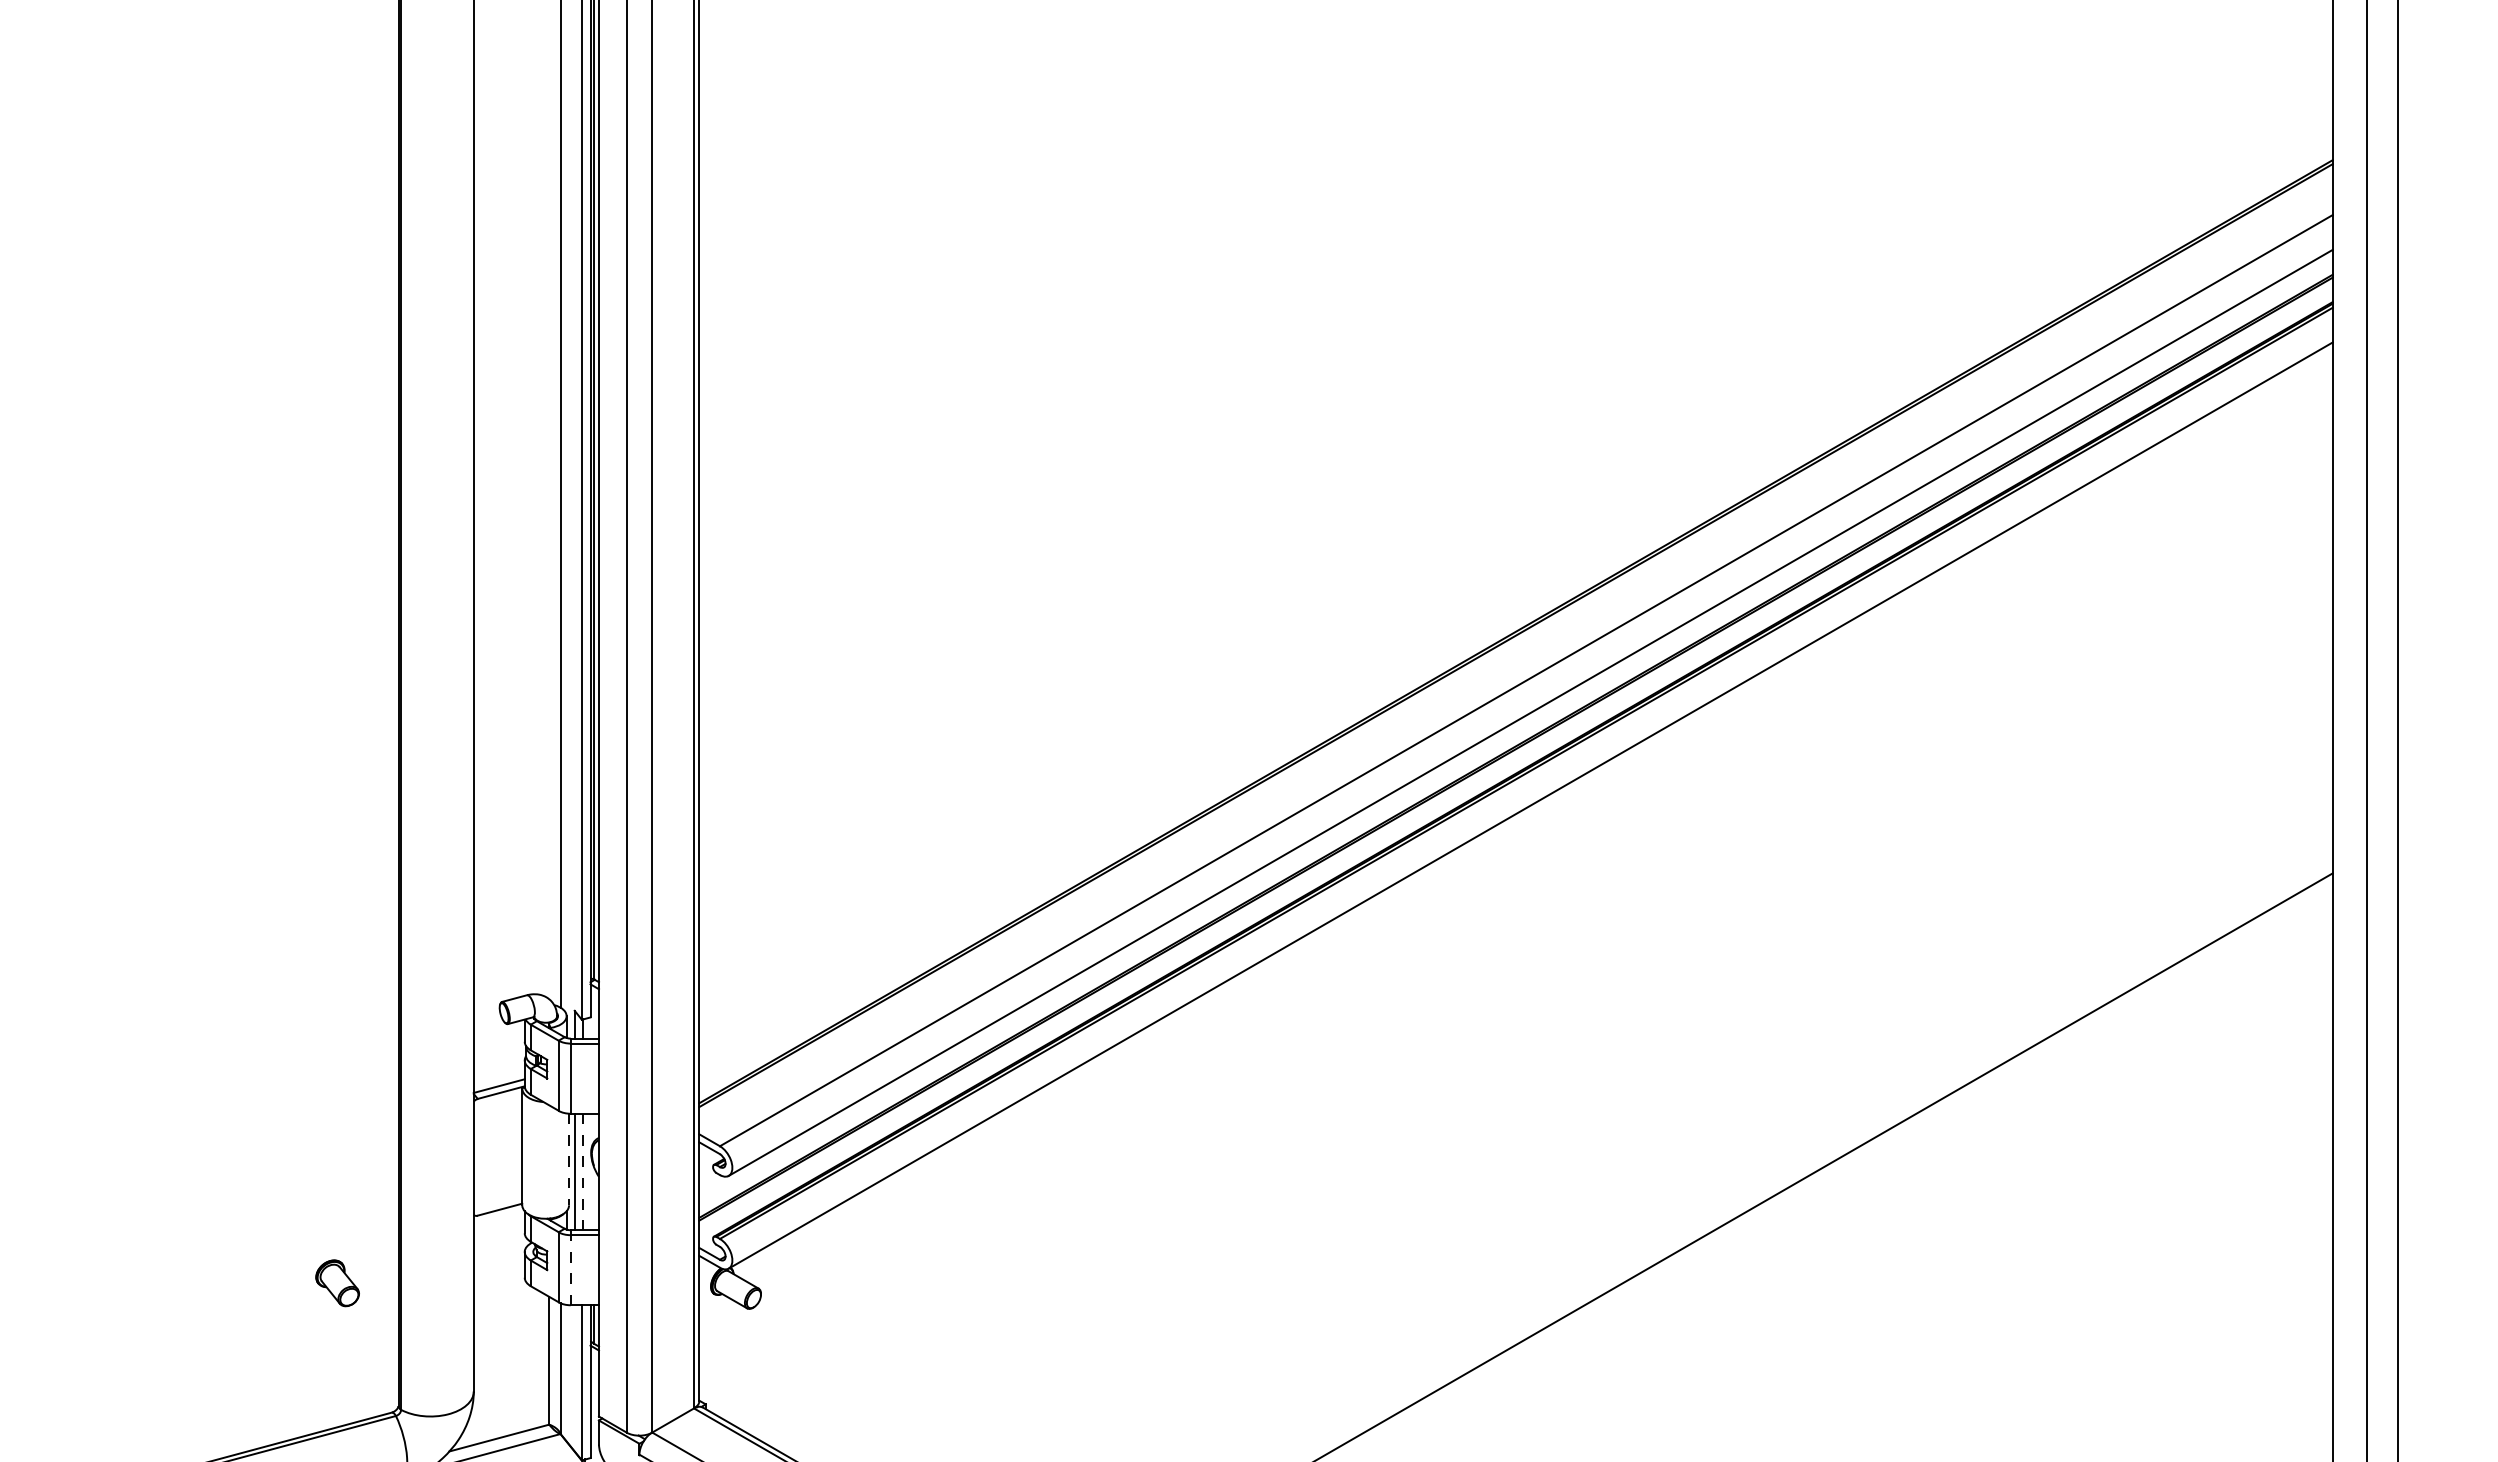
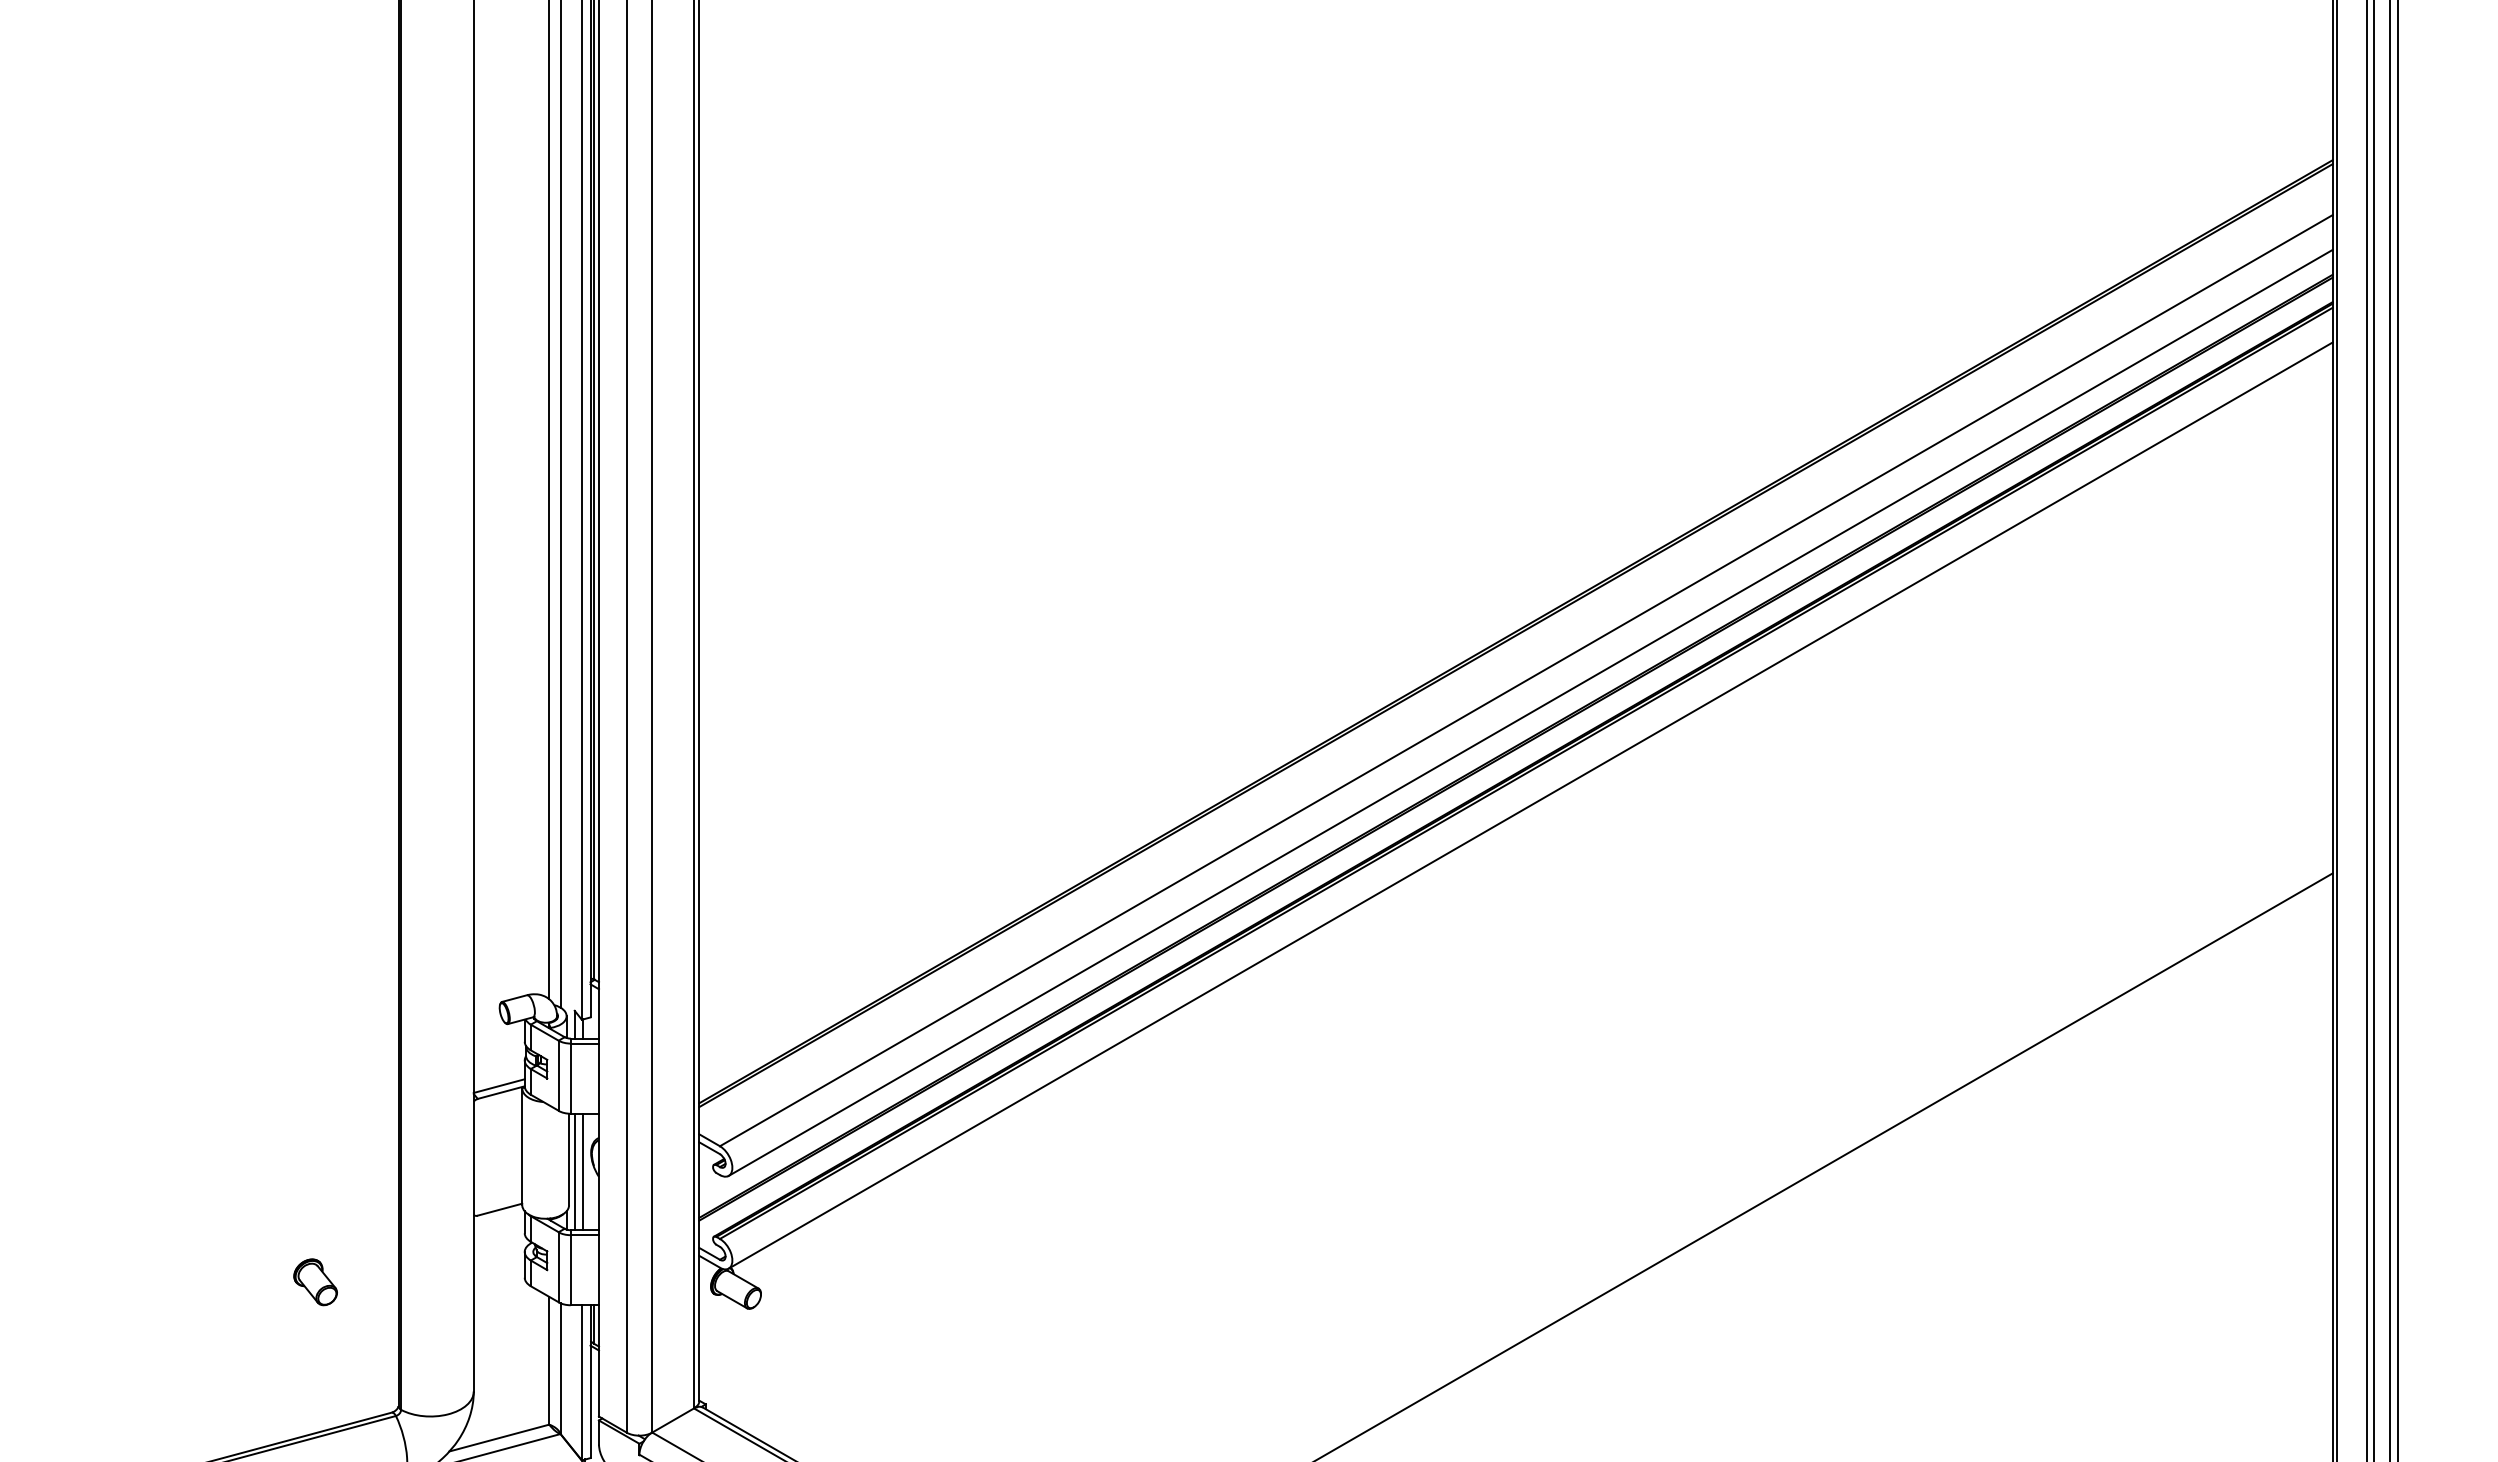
line: none -> present (549, 500)
line: none -> present (2337, 730)
line: none -> present (2373, 730)
line: none -> present (2389, 730)
line: dashed -> solid (568, 1159)
line: dashed -> solid (583, 1172)
line: dashed -> solid (570, 1269)
part position: (337, 1283) -> (315, 1282) (315, 1282)
